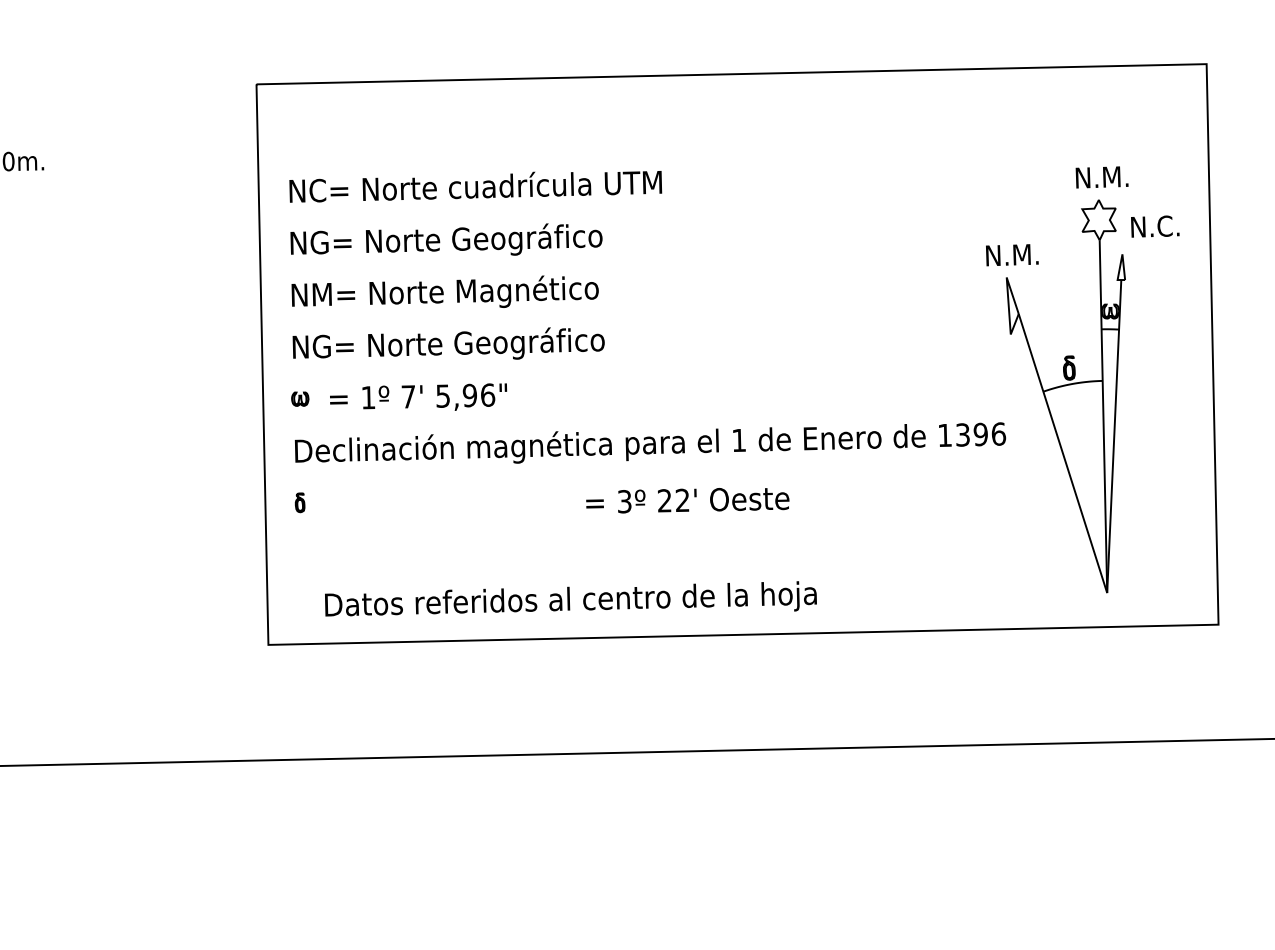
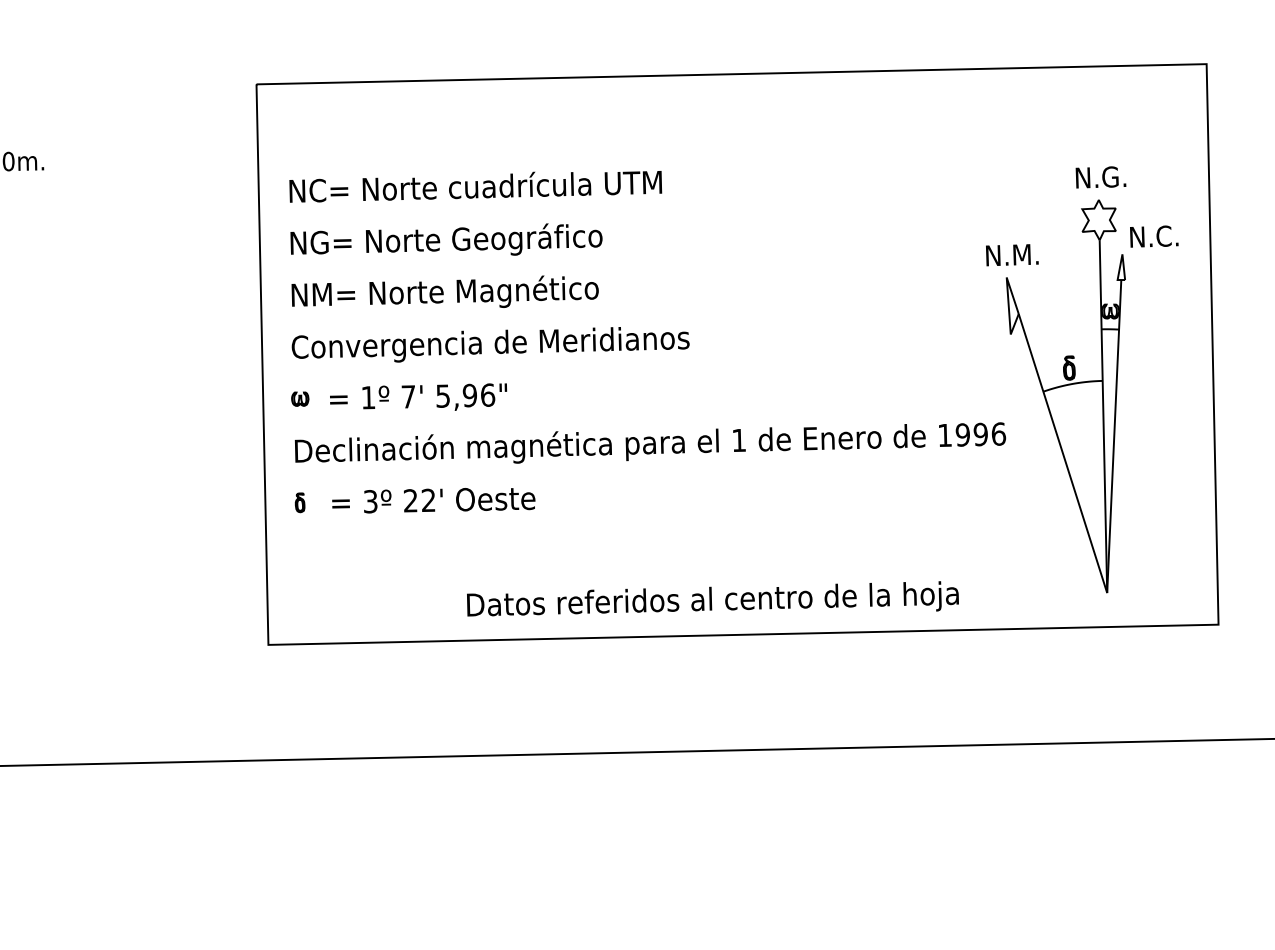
text: N.M. -> N.G. (1115, 176)
text position: (1155, 226) -> (1154, 236) (1154, 236)
text: NG= Norte Geográfico -> Convergencia de Meridianos (490, 344)
text: 1396 -> 1996 (962, 434)
text position: (687, 500) -> (433, 500) (433, 500)
text position: (570, 598) -> (712, 598) (712, 598)
